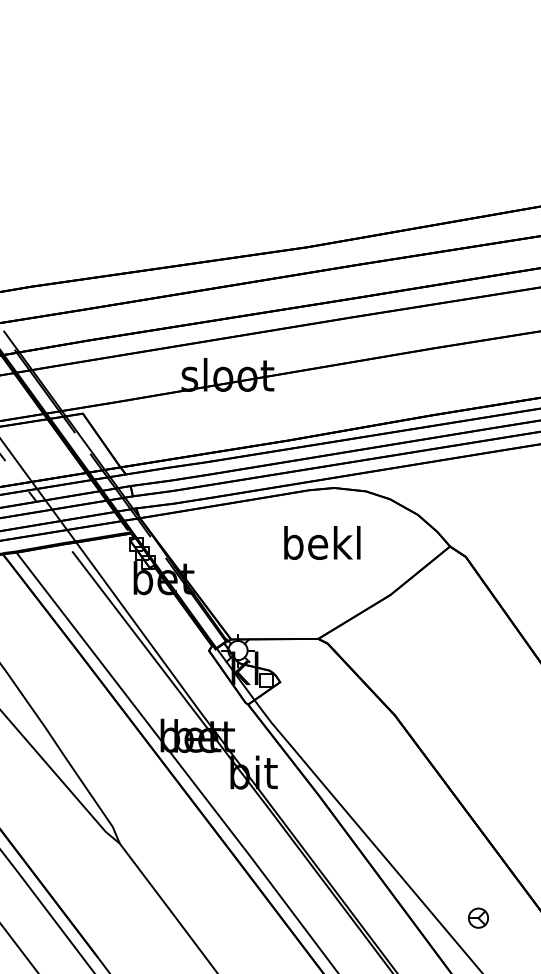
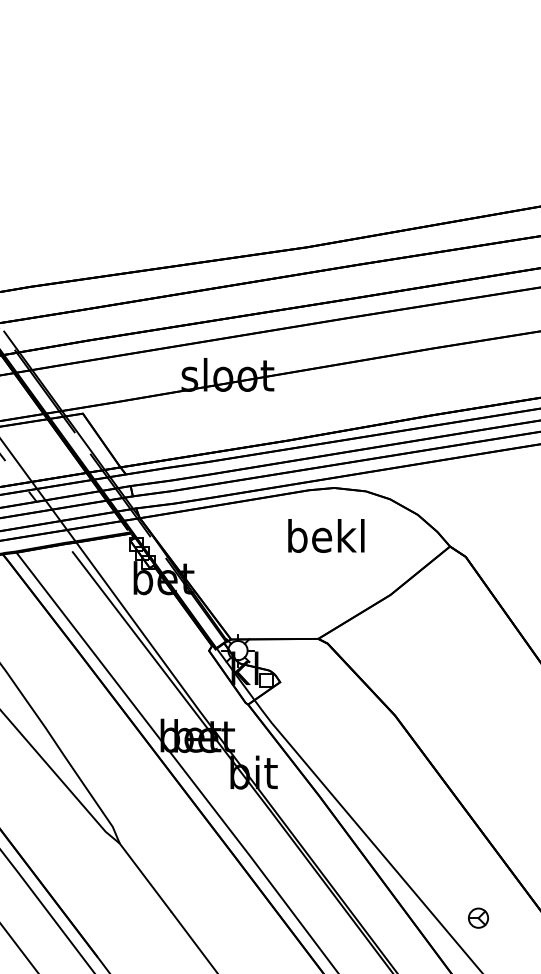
text position: (322, 542) -> (326, 535) (326, 535)
